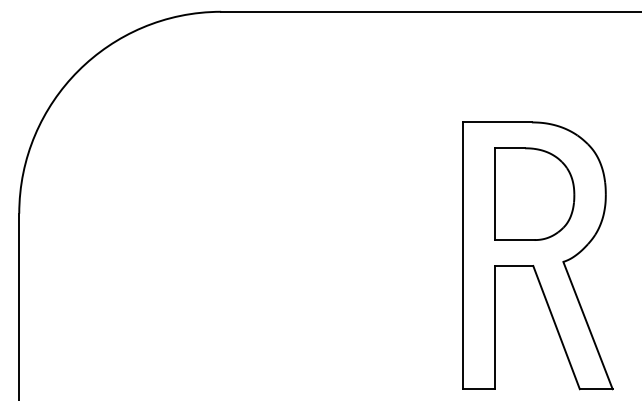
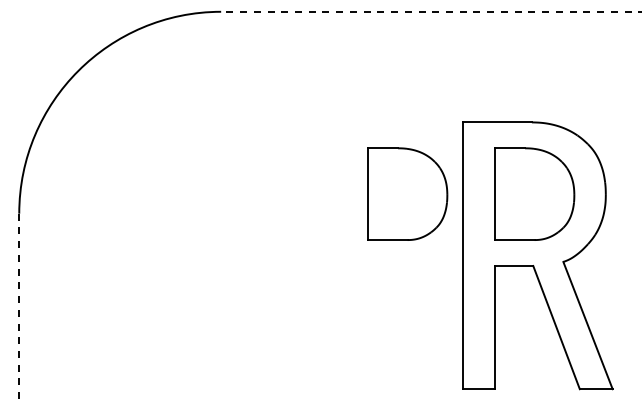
line: solid -> dashed (431, 11)
part: none -> present (407, 193)
line: solid -> dashed (19, 307)
